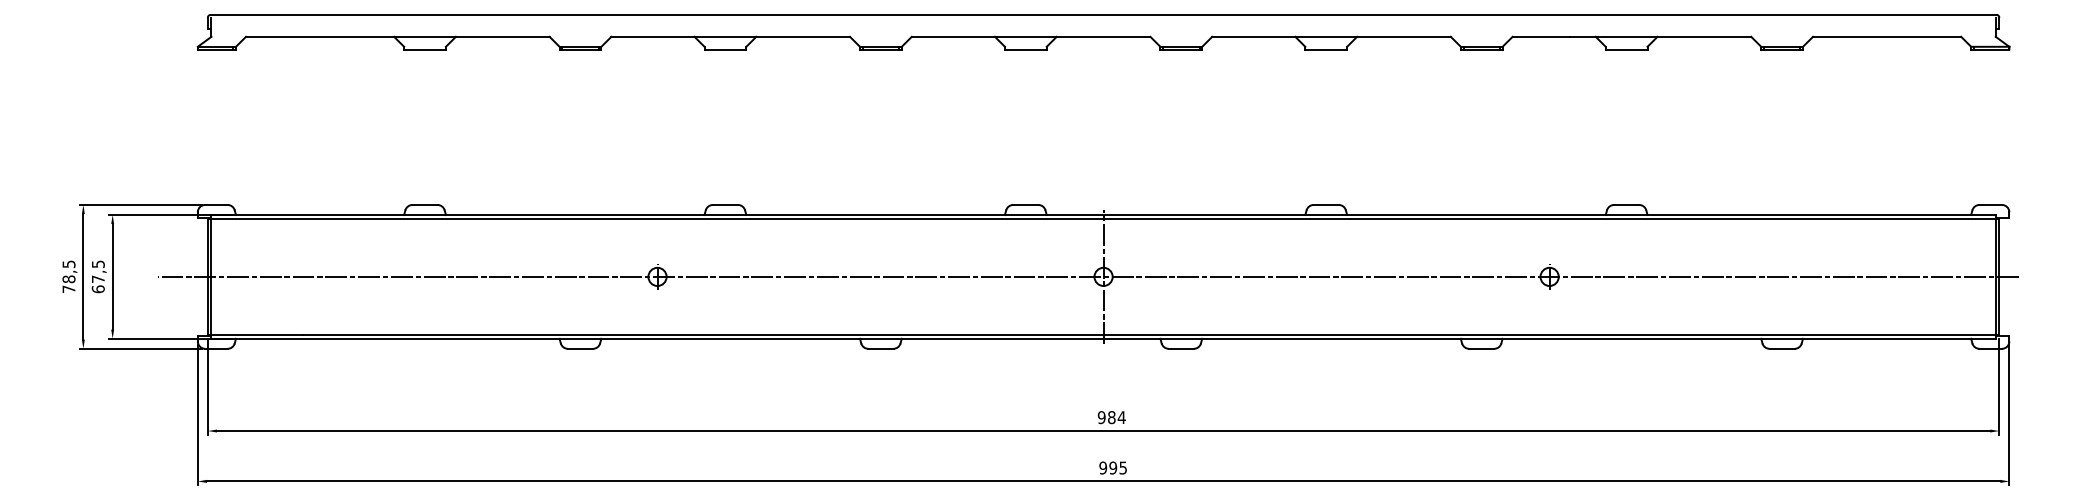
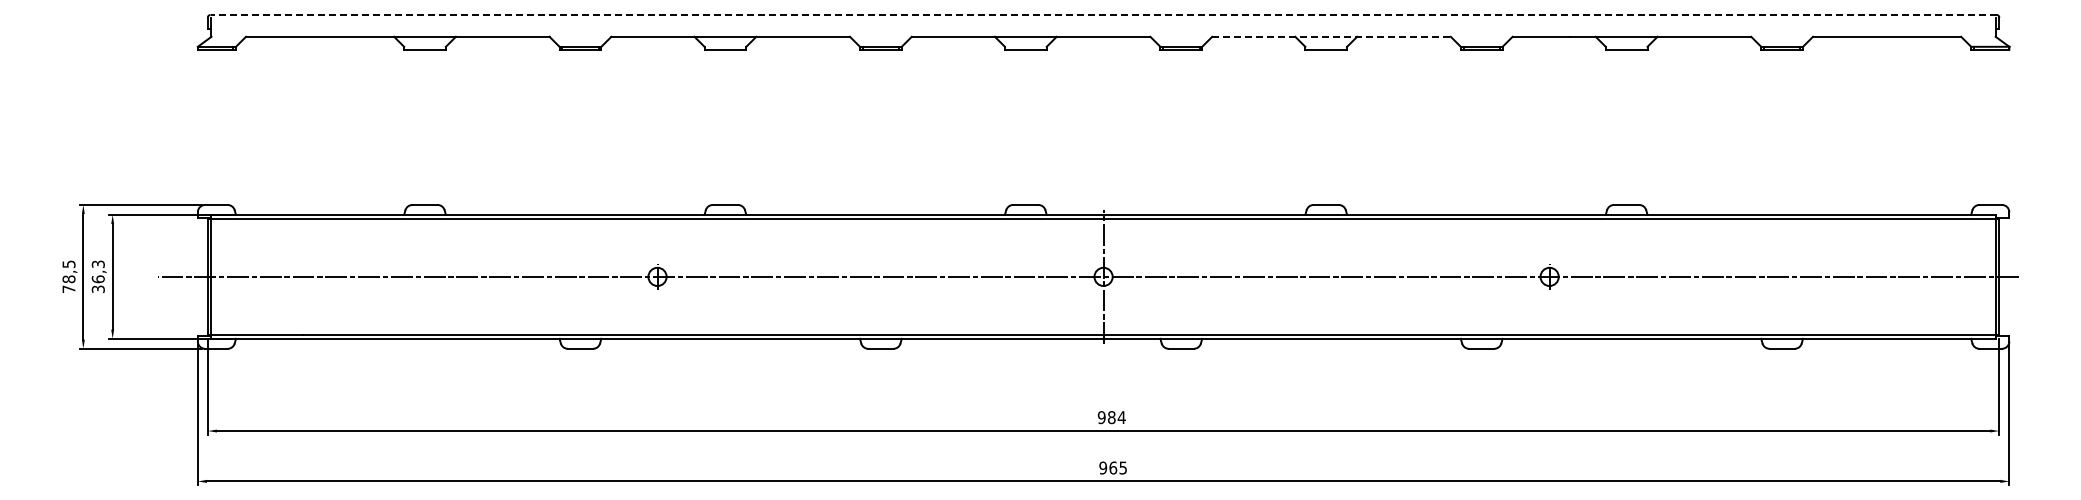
line: solid -> dashed (1103, 14)
line: solid -> dashed (1332, 36)
text: 67,5 -> 36,3 (97, 276)
text: 995 -> 965 (1113, 467)
